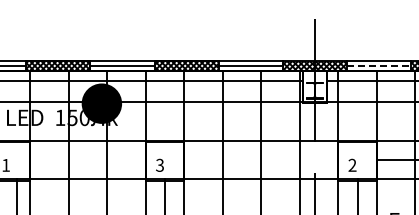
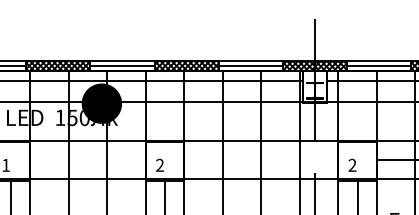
line: dashed -> solid (379, 66)
text: 3 -> 2 (159, 165)
line position: (17, 195) -> (11, 195) (11, 195)
